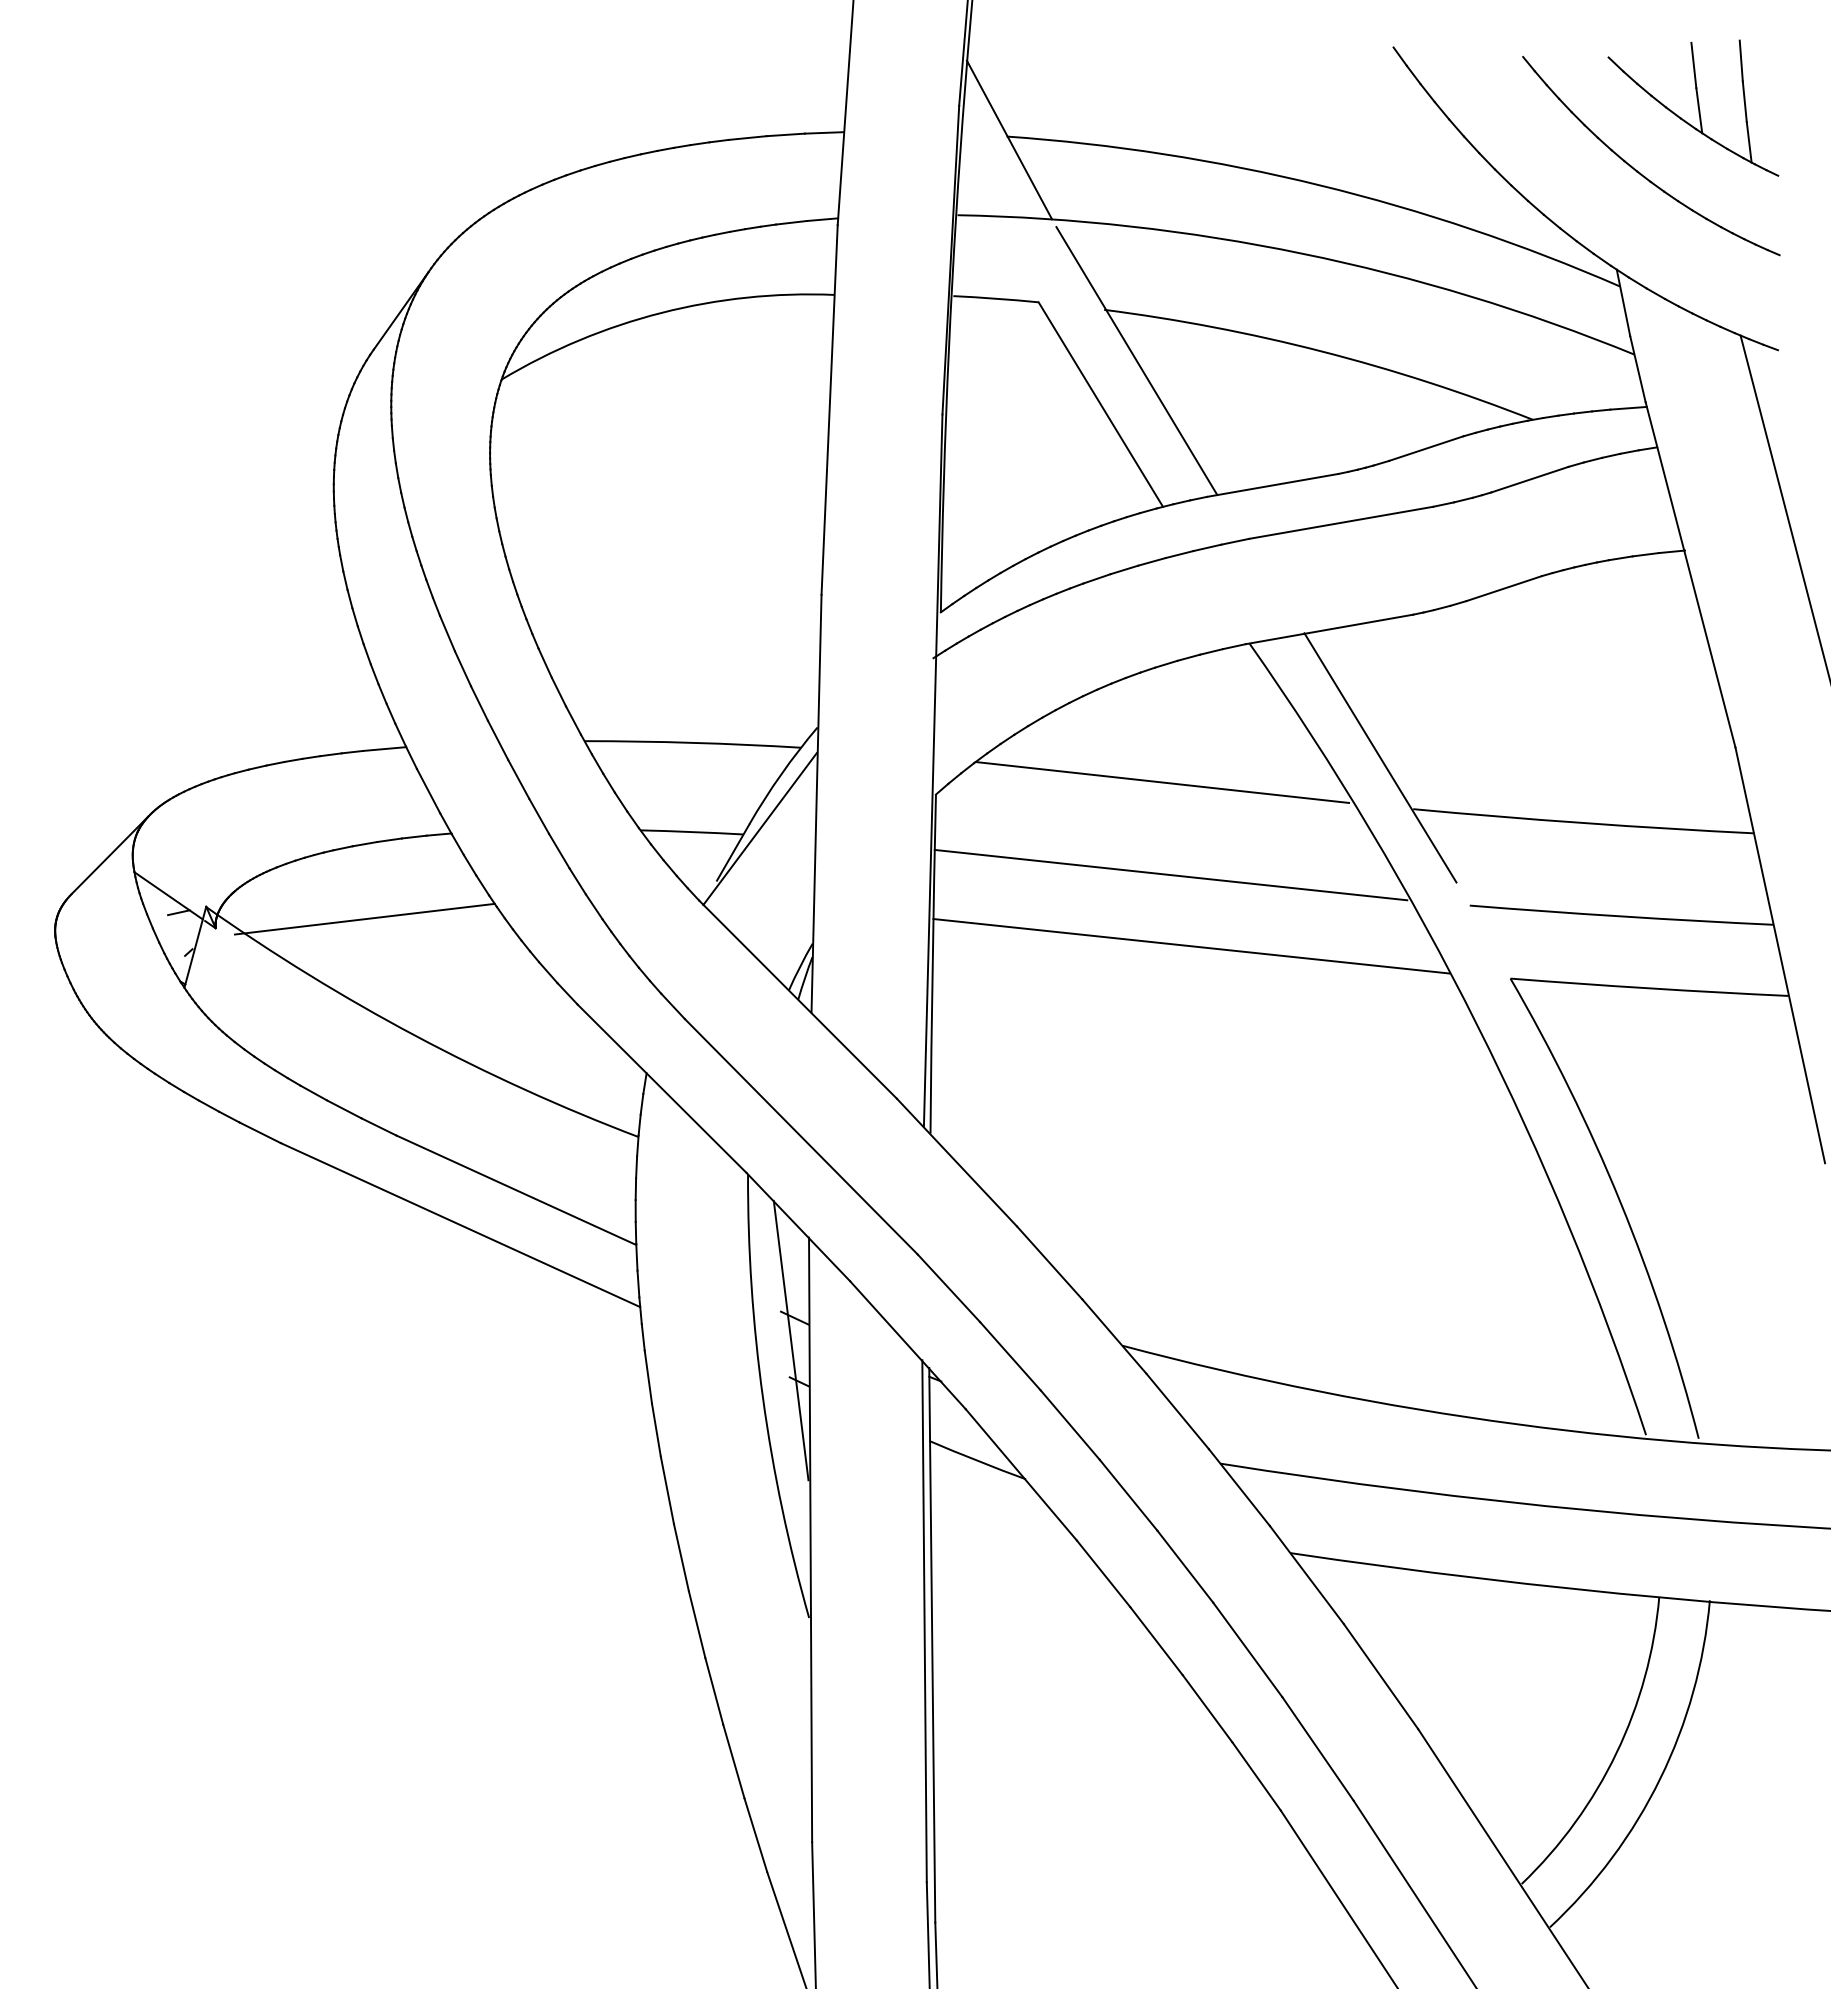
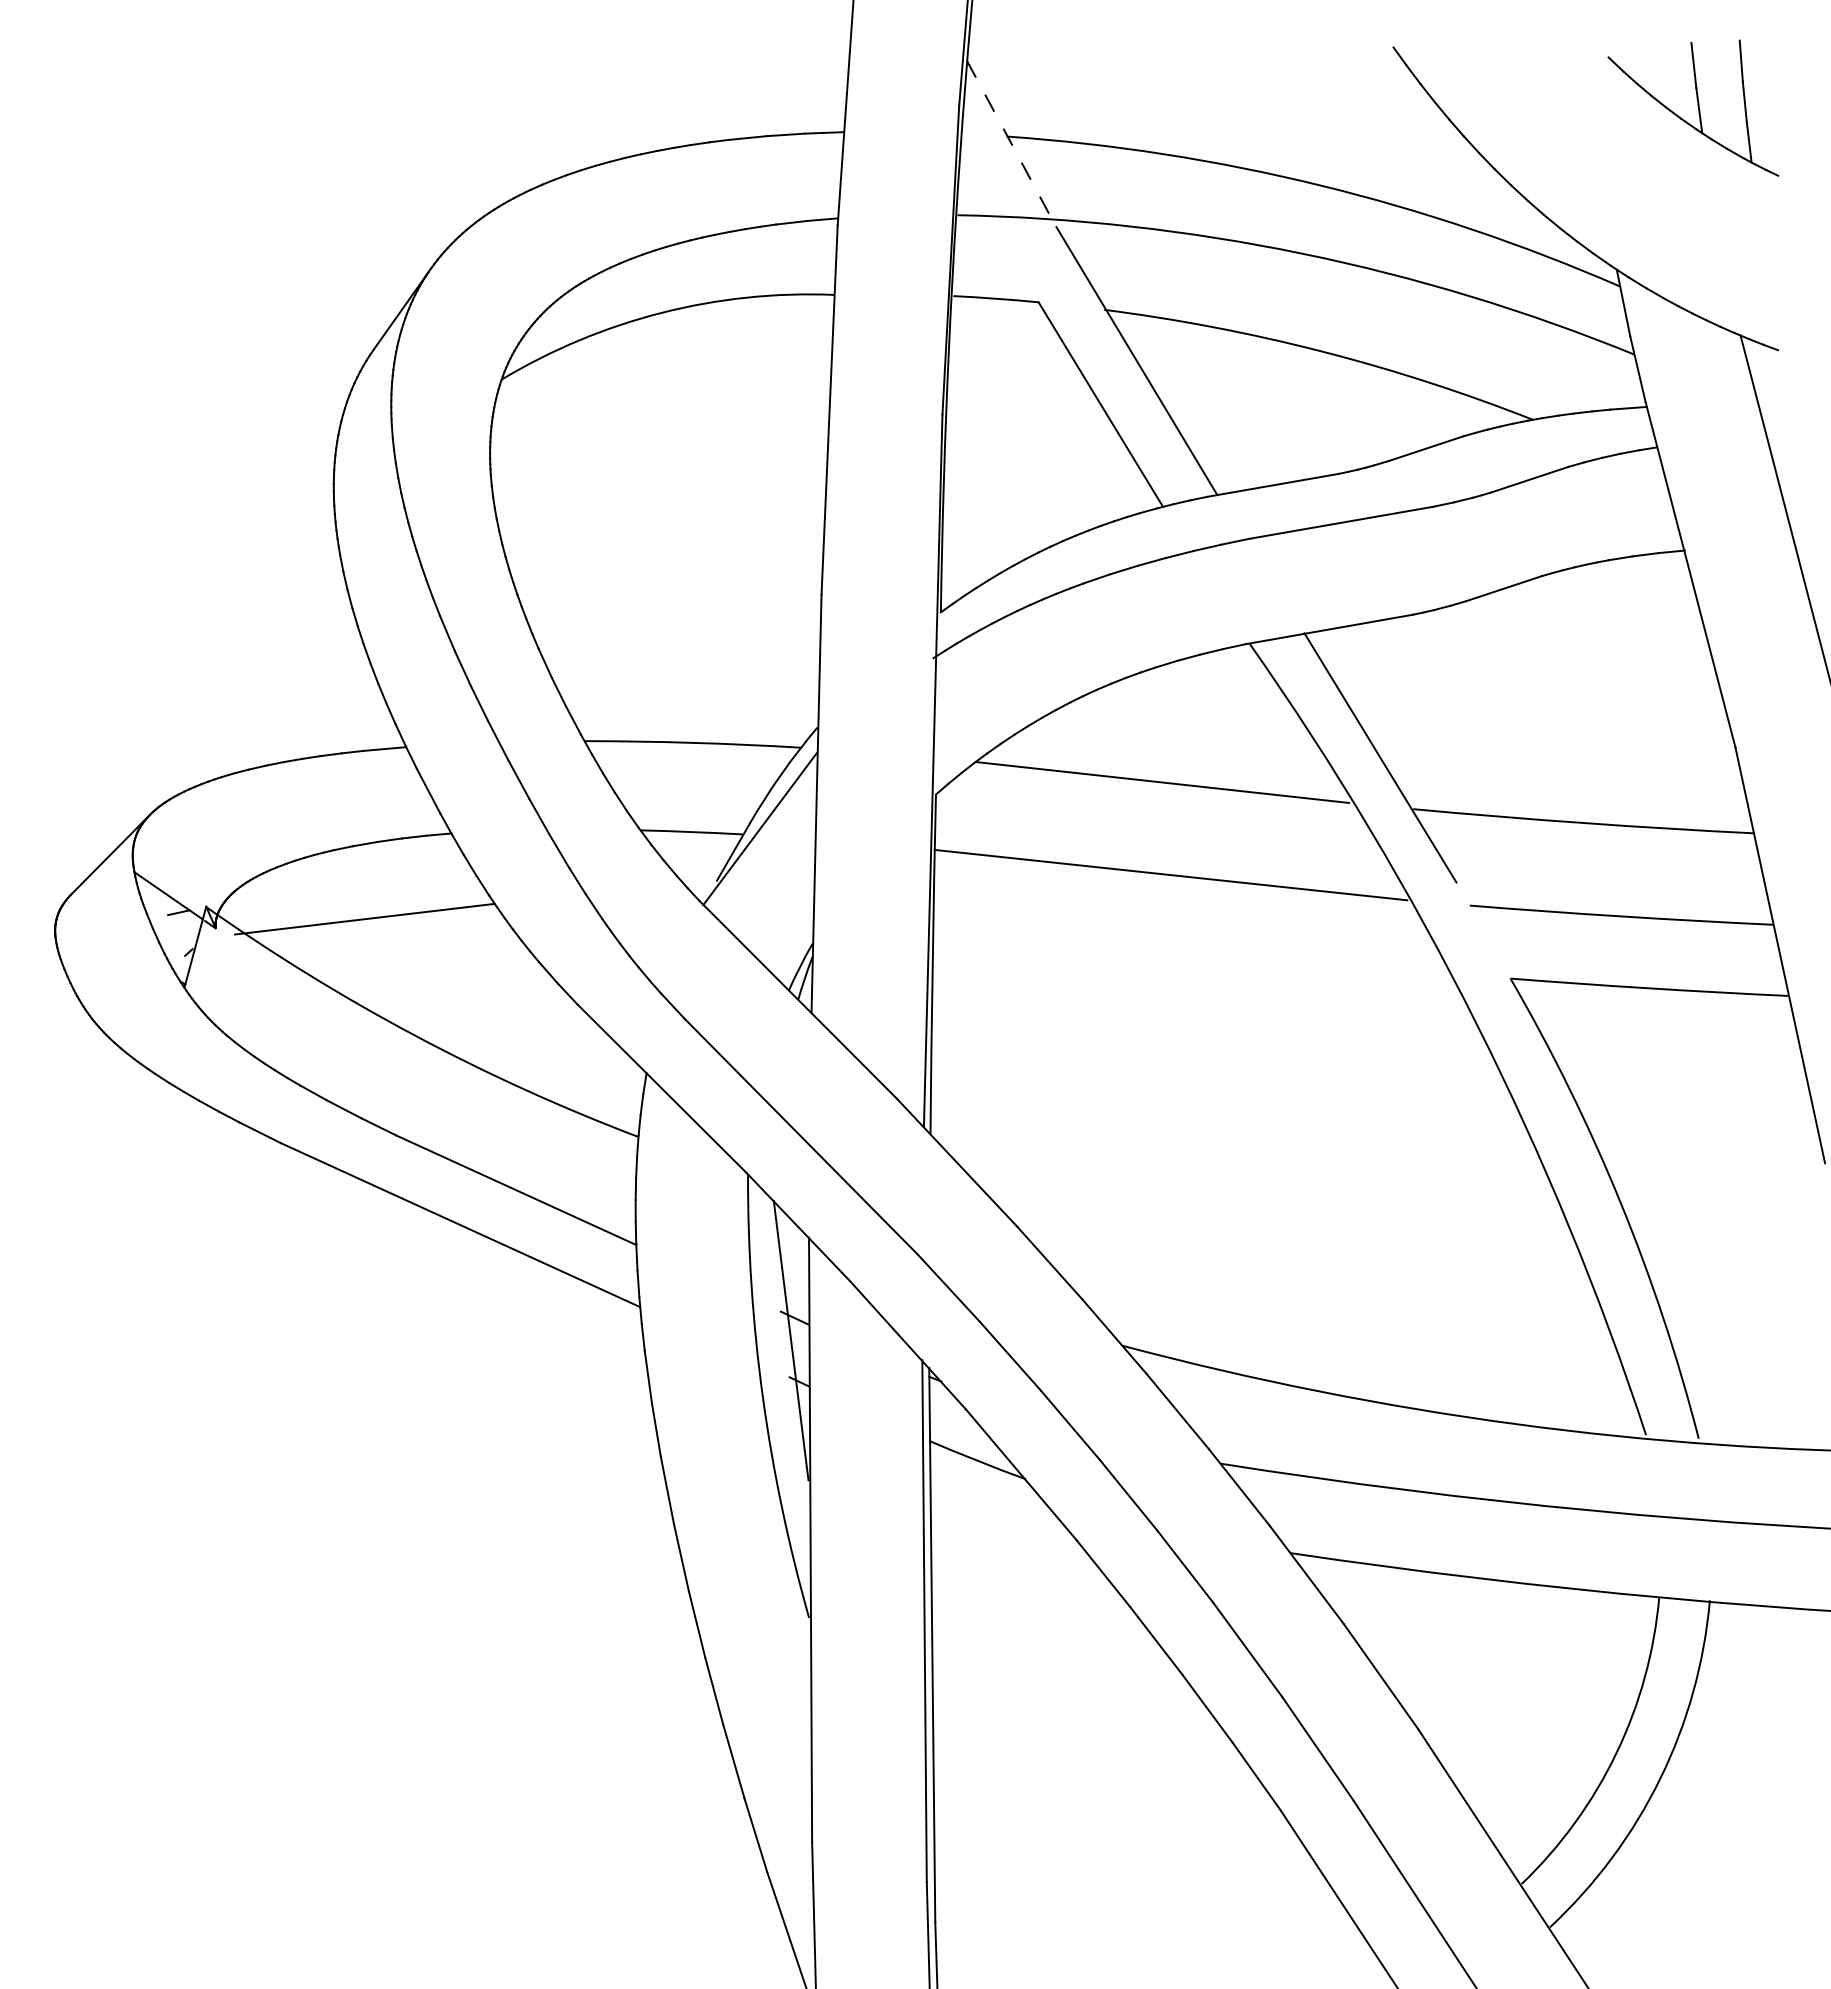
line: solid -> dashed (1009, 140)
part: present -> none (1640, 172)
line: present -> none (1191, 946)
